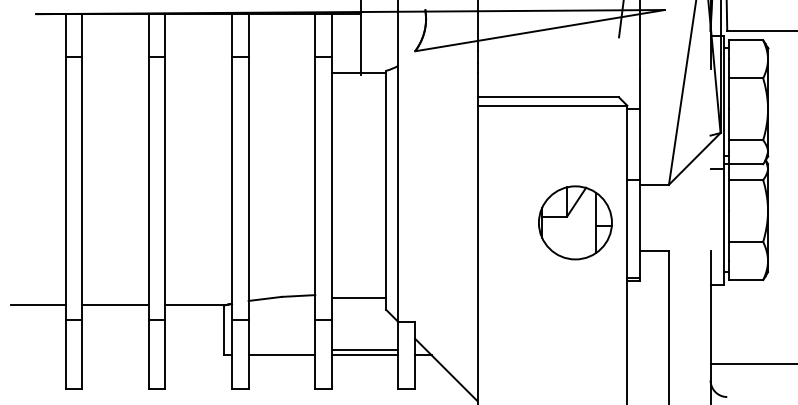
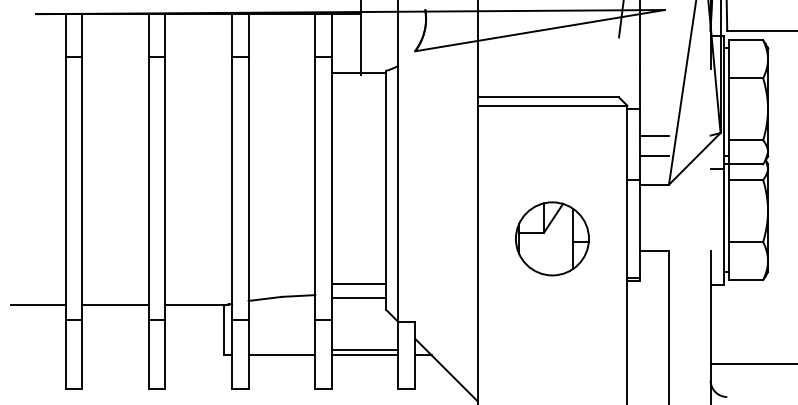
line: none -> present (653, 135)
line: none -> present (653, 155)
part position: (575, 222) -> (552, 238) (552, 238)
line: none -> present (358, 284)
